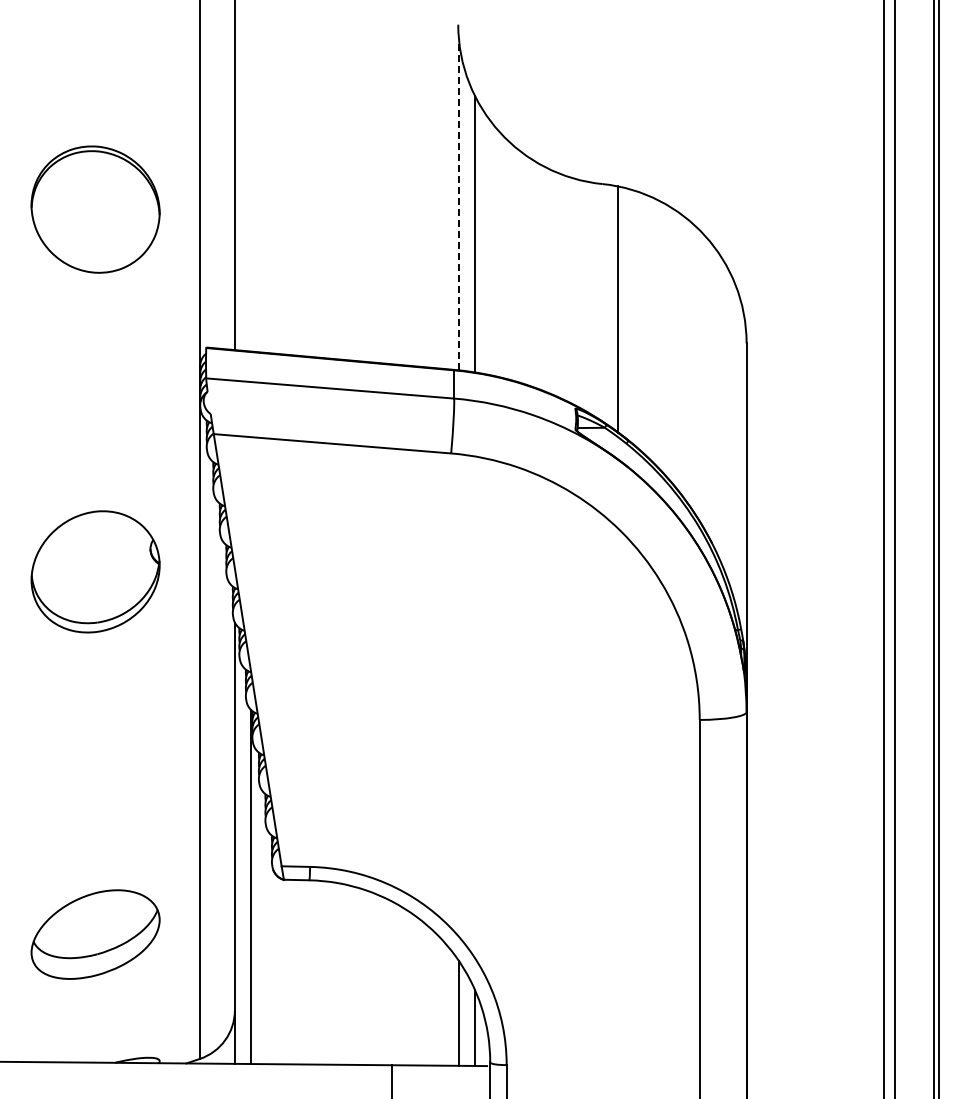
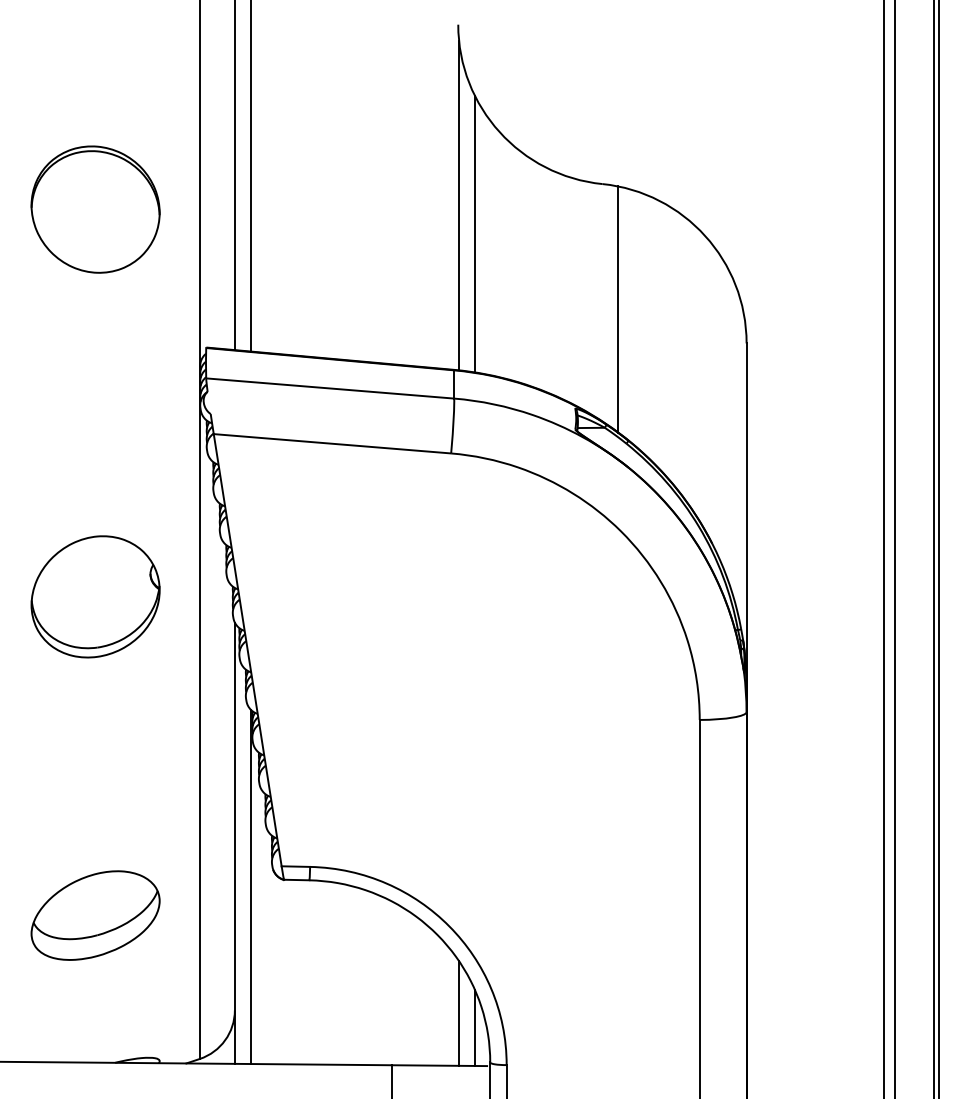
line: none -> present (250, 176)
line: dashed -> solid (459, 205)
part position: (95, 571) -> (95, 596) (95, 596)
part position: (95, 934) -> (95, 915) (95, 915)
